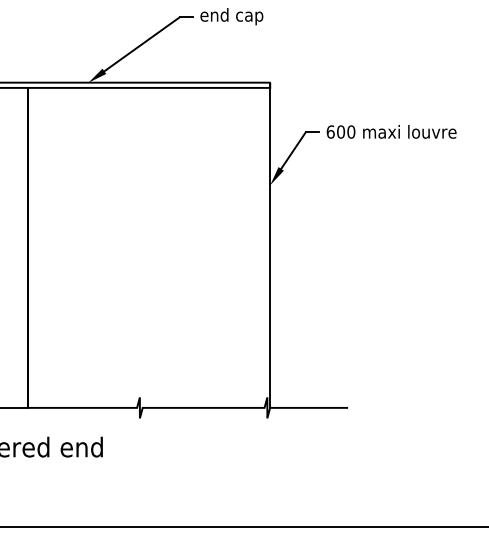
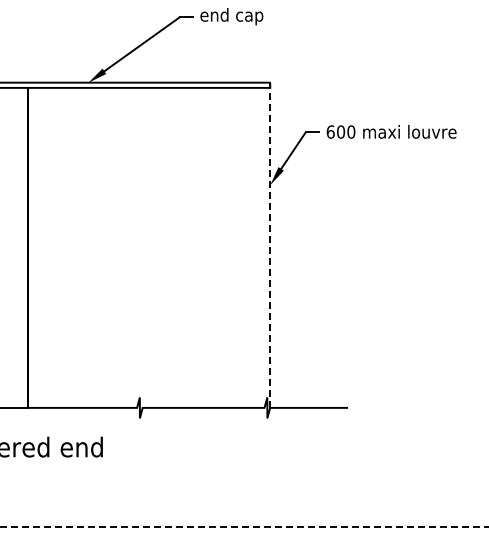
line: solid -> dashed (270, 245)
line: solid -> dashed (244, 527)
